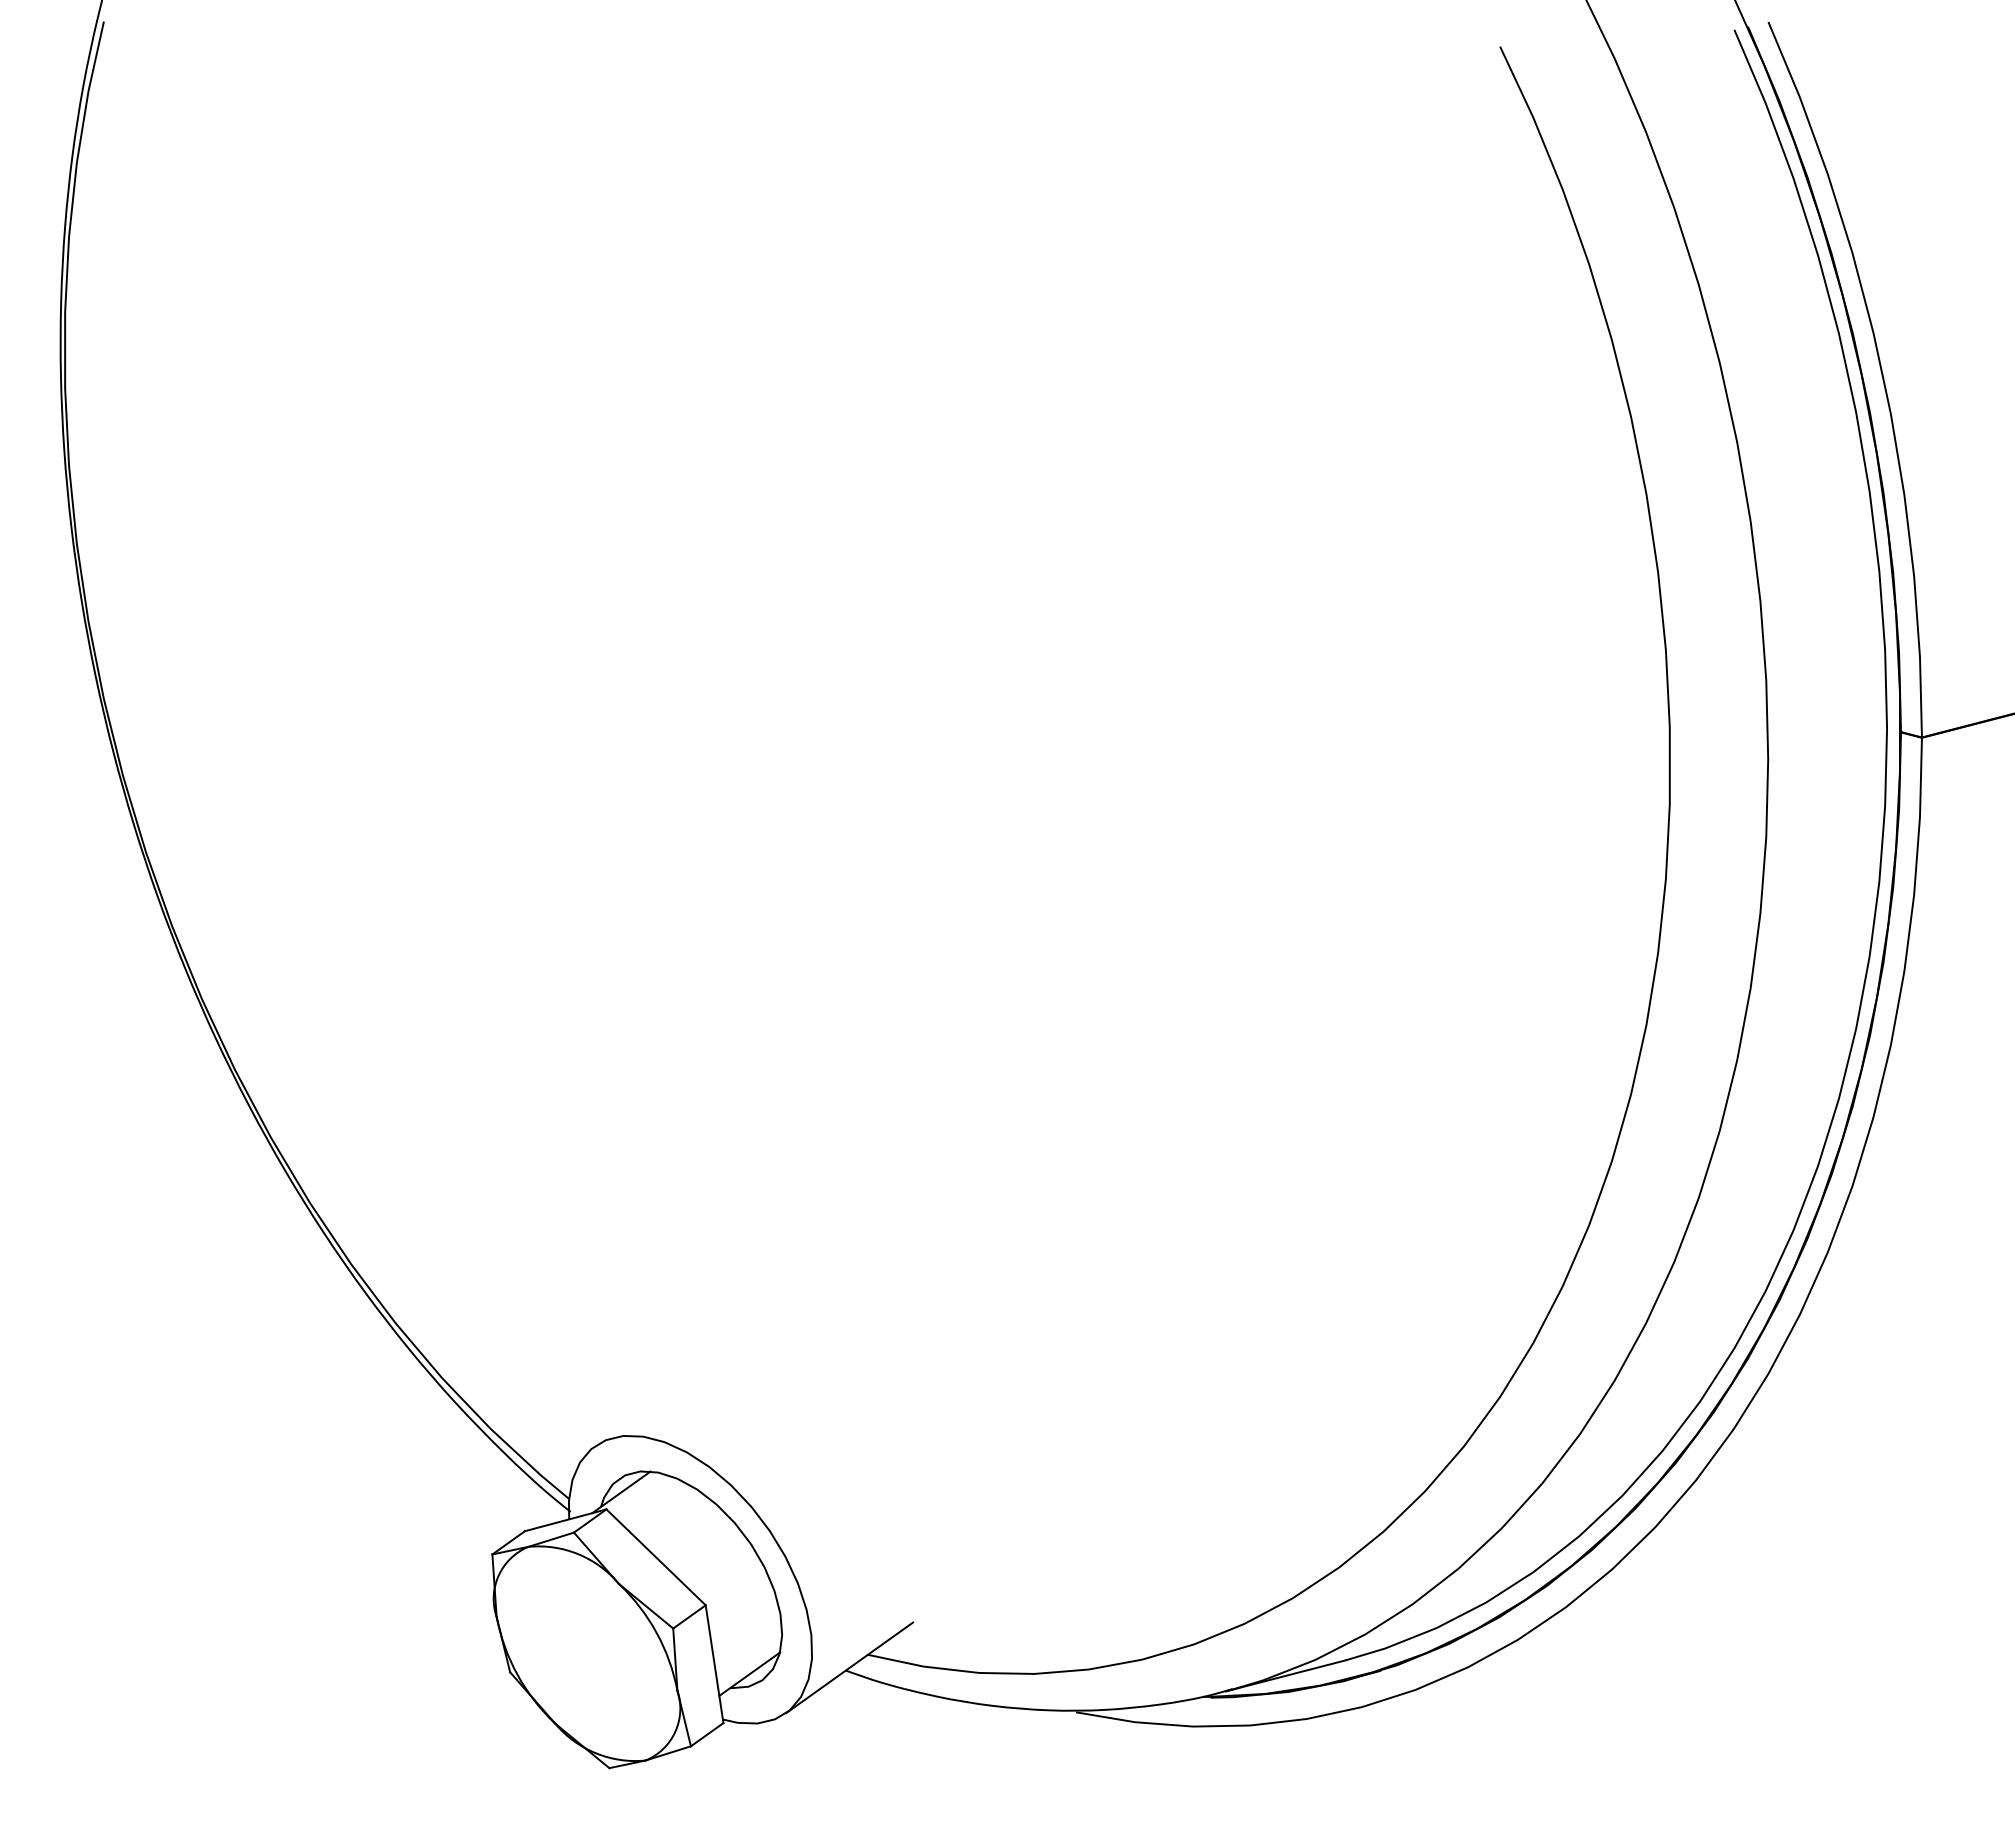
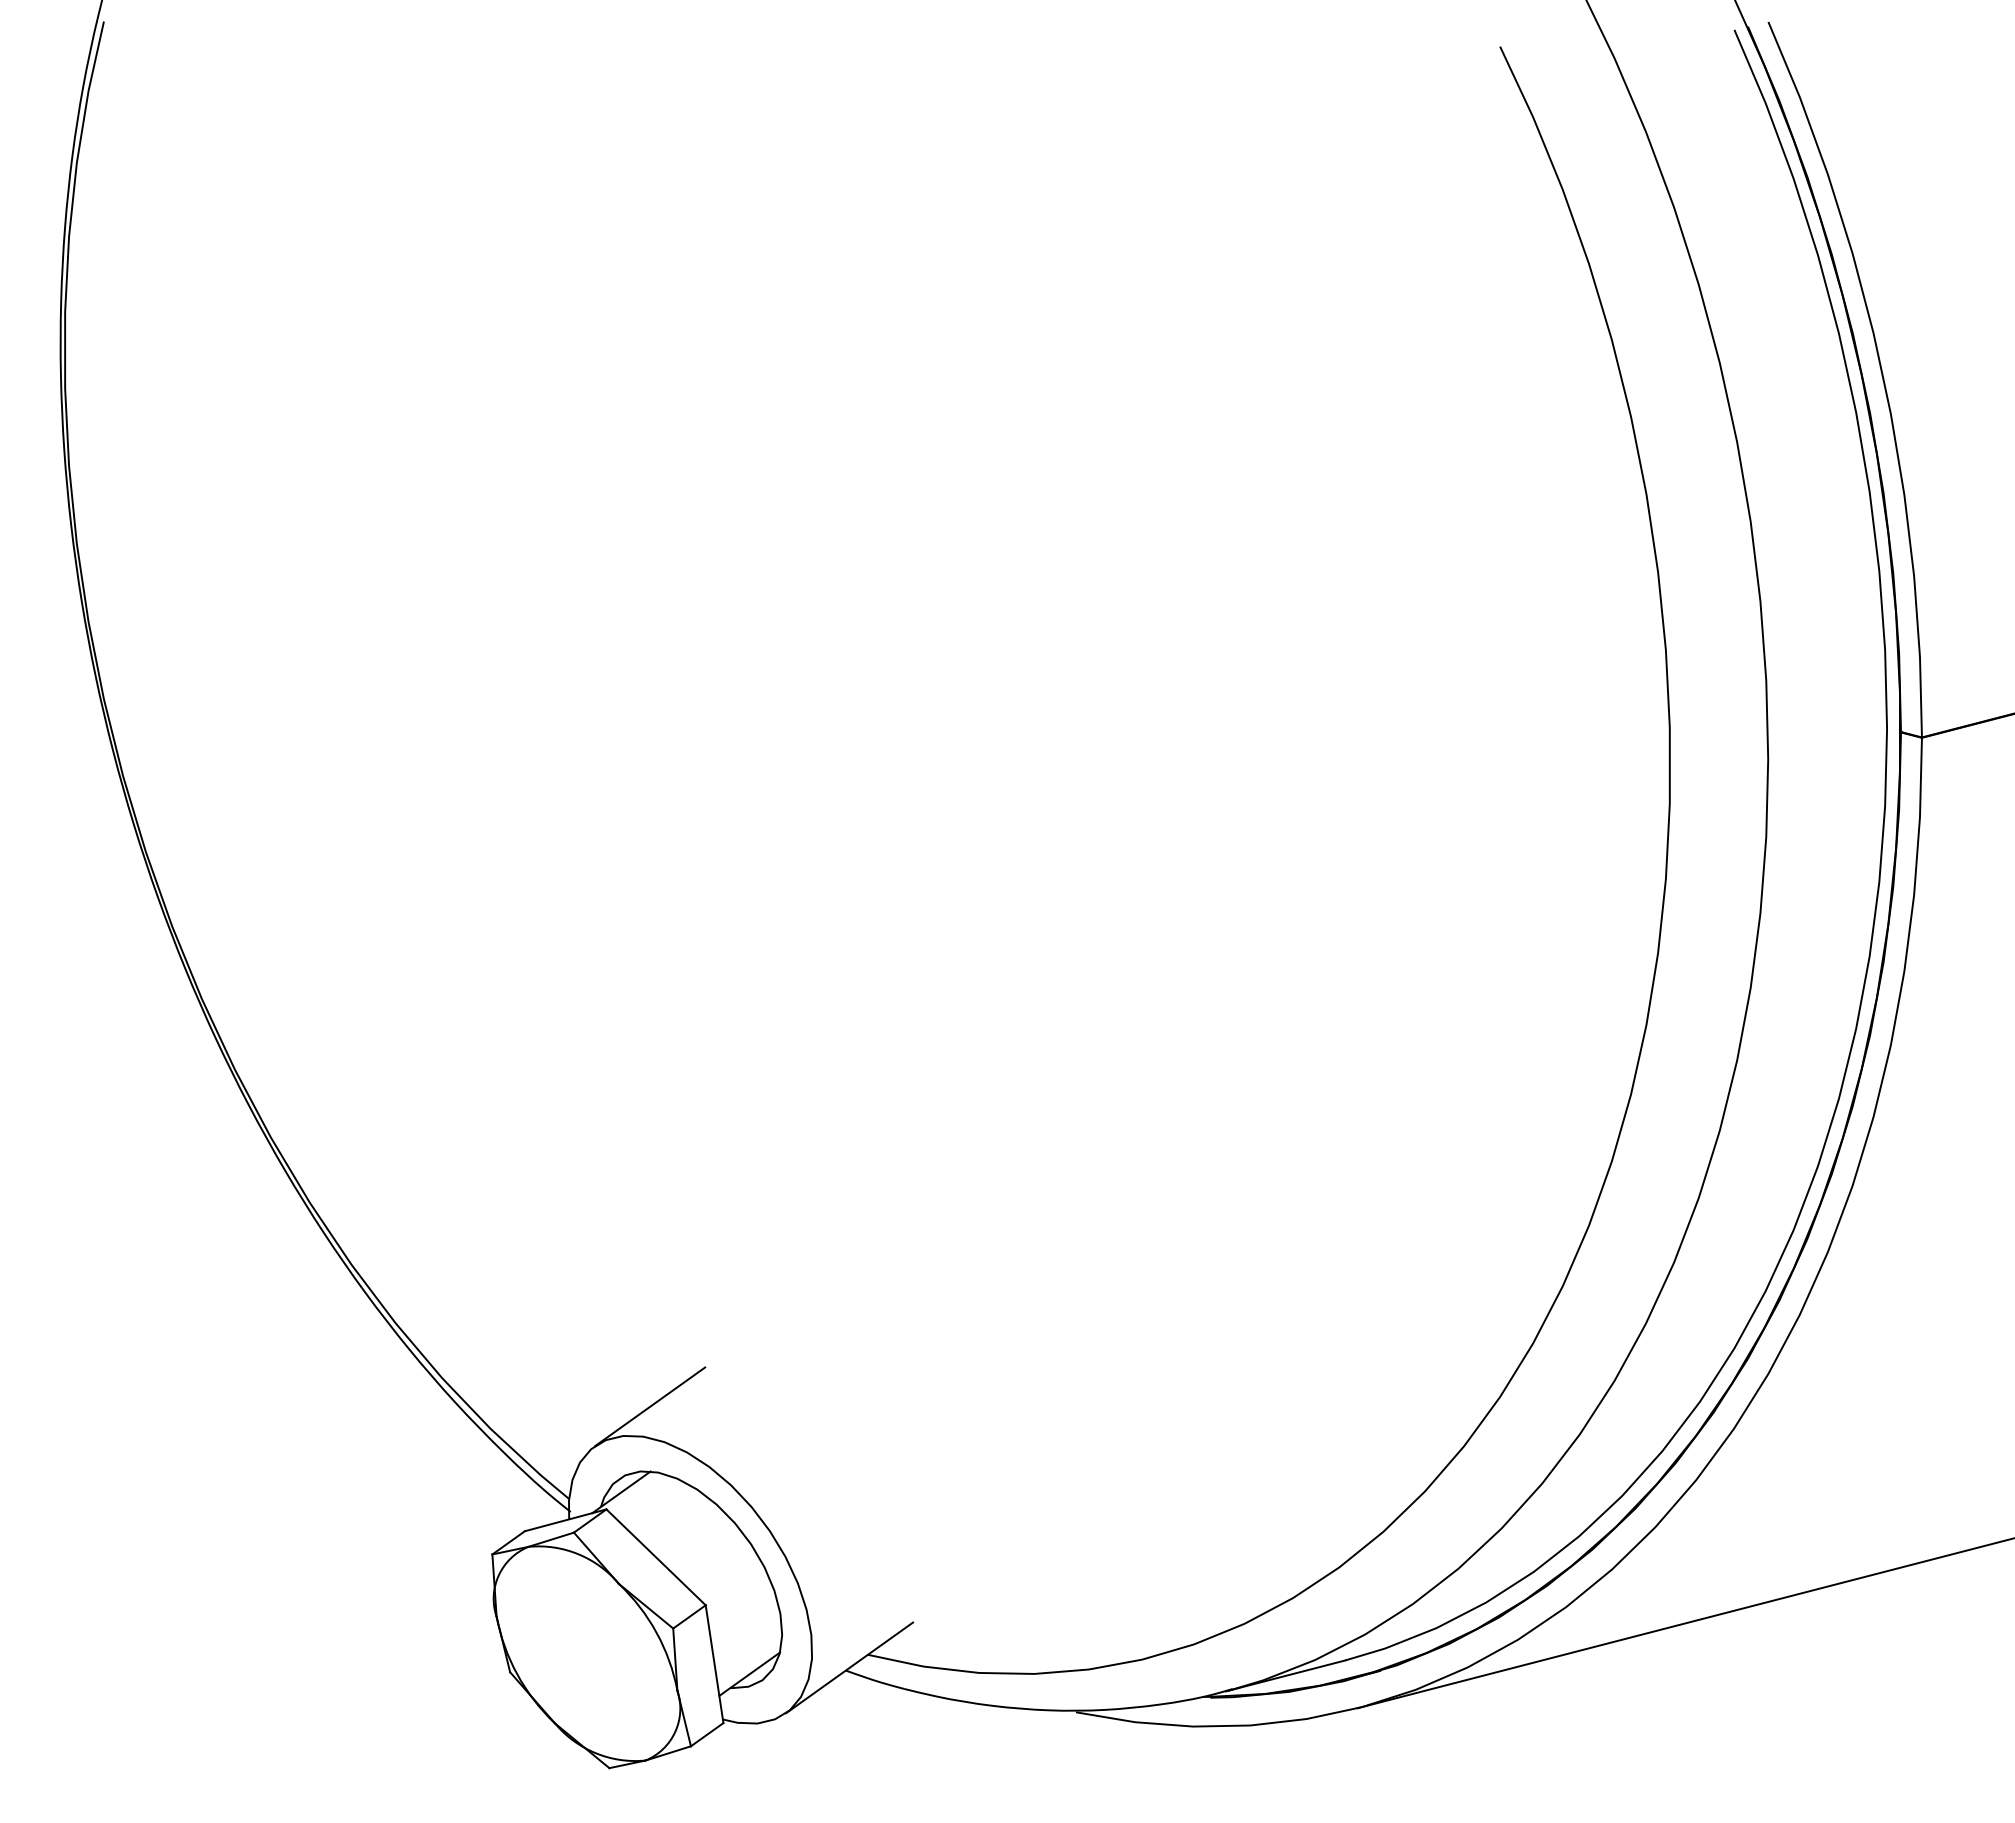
line: none -> present (650, 1406)
line: none -> present (1684, 1623)
